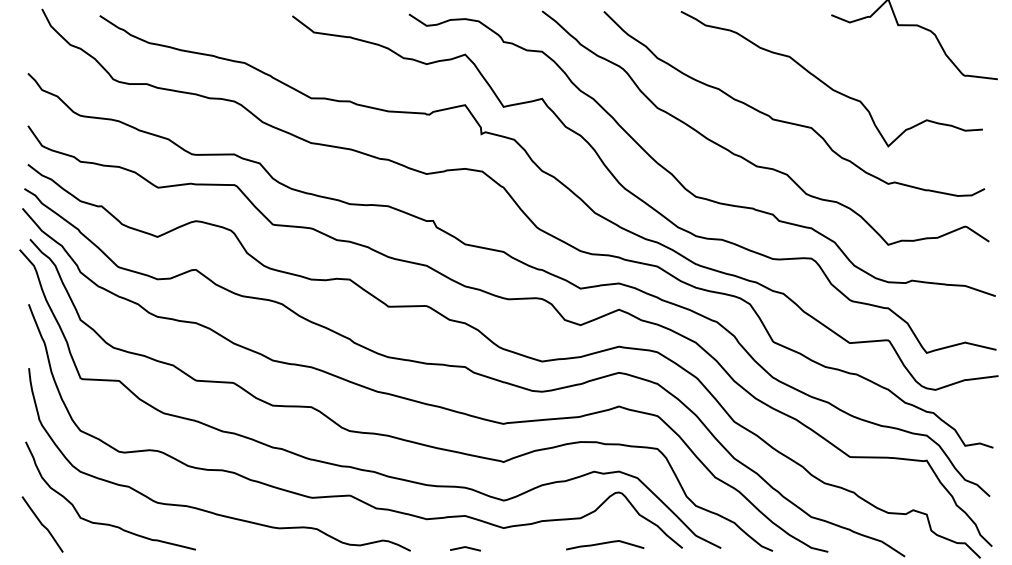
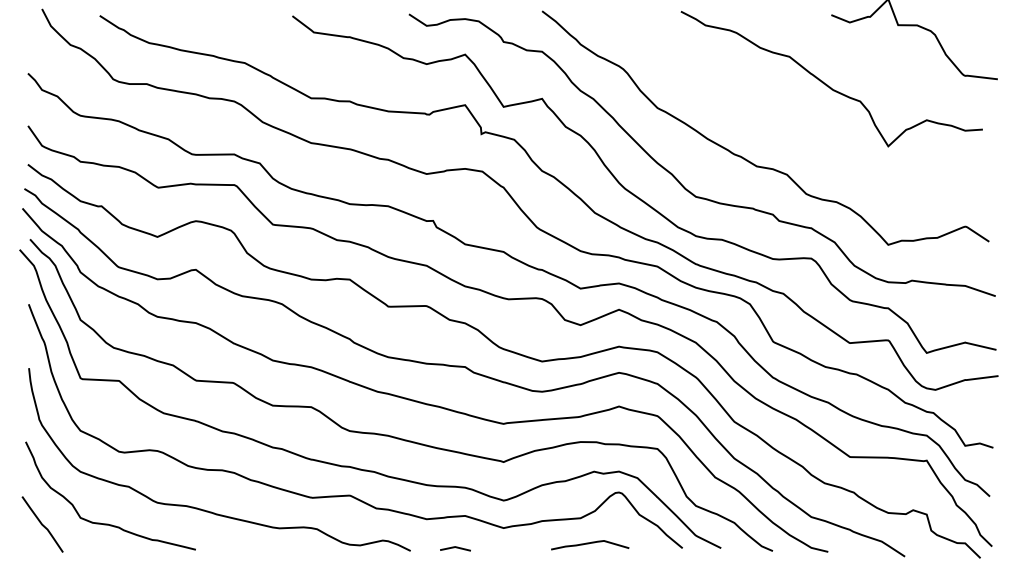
curve: present -> none (788, 121)
curve position: (604, 544) -> (589, 544) (589, 544)
line position: (465, 547) -> (455, 547) (455, 547)
